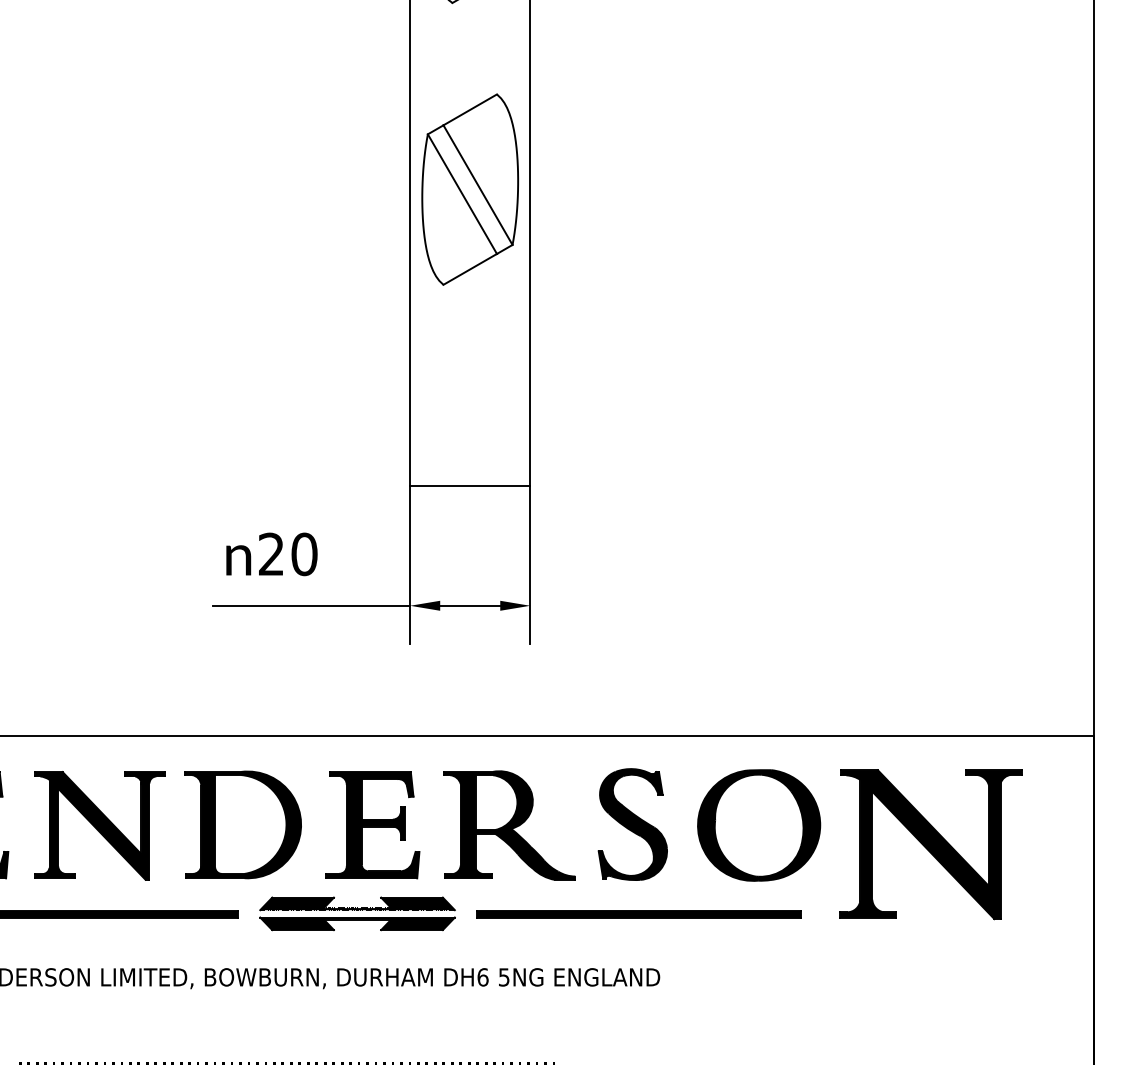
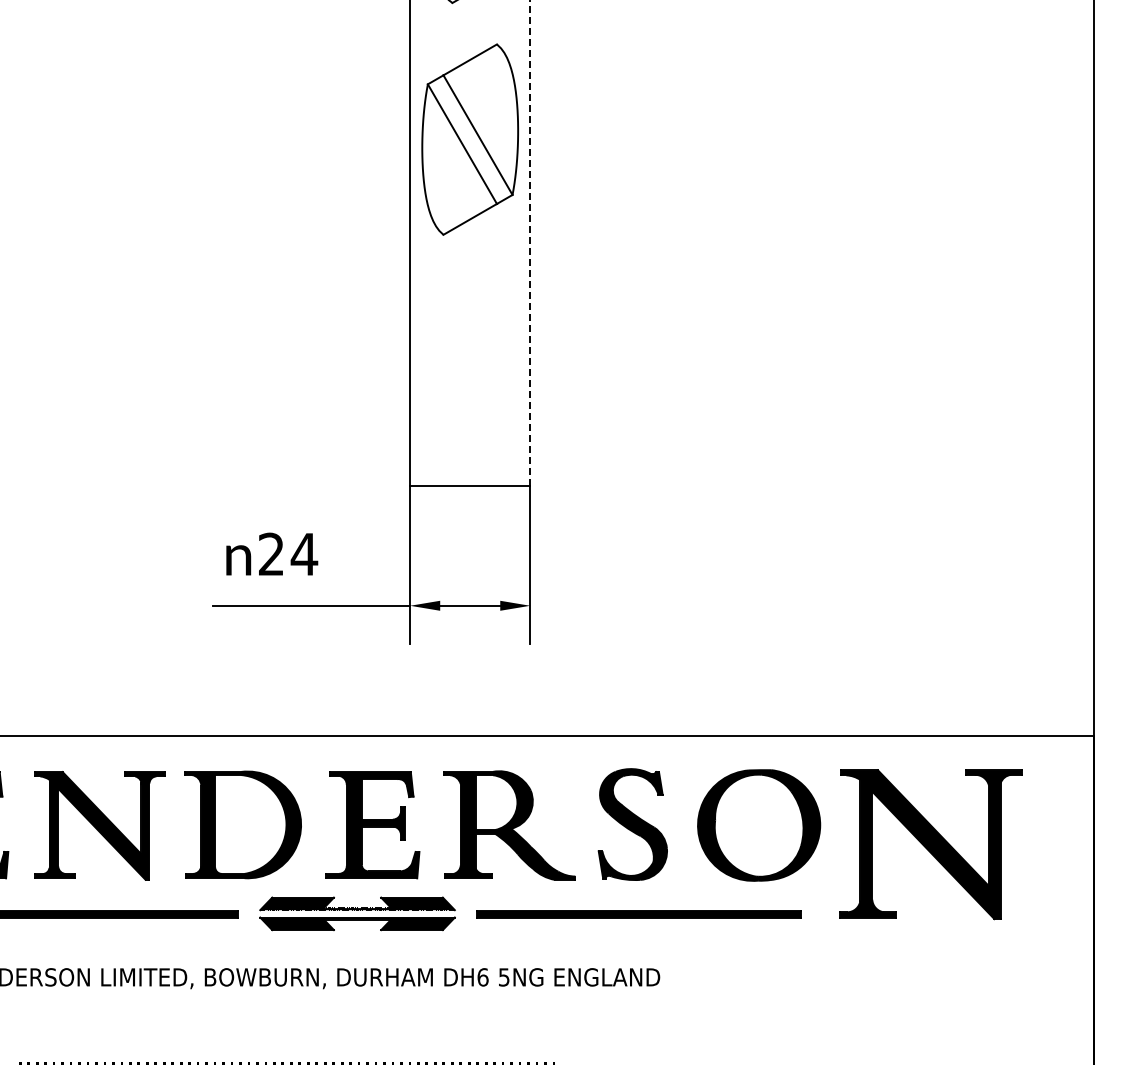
part position: (469, 189) -> (469, 139) (469, 139)
line: solid -> dashed (530, 242)
text: 20 -> 24 (304, 554)
